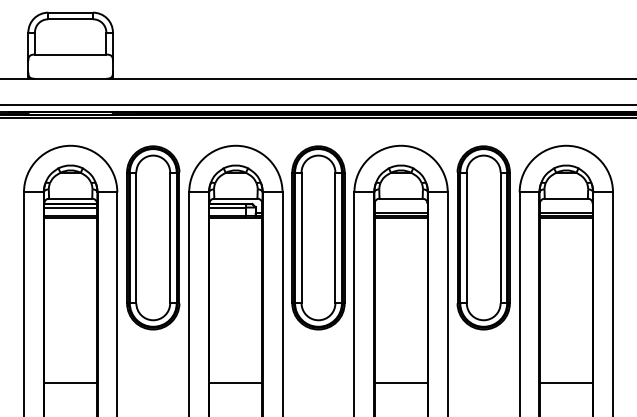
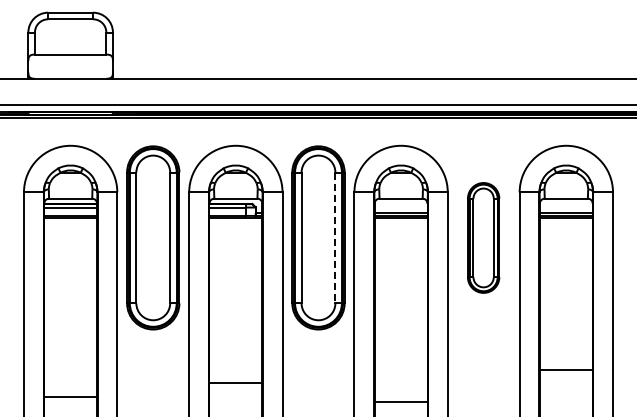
part size: 55x186 px -> 34x112 px (483, 237)
line: solid -> dashed (335, 238)
line position: (70, 382) -> (70, 396) (70, 396)
line position: (400, 382) -> (400, 401) (400, 401)
line position: (565, 382) -> (565, 369) (565, 369)
